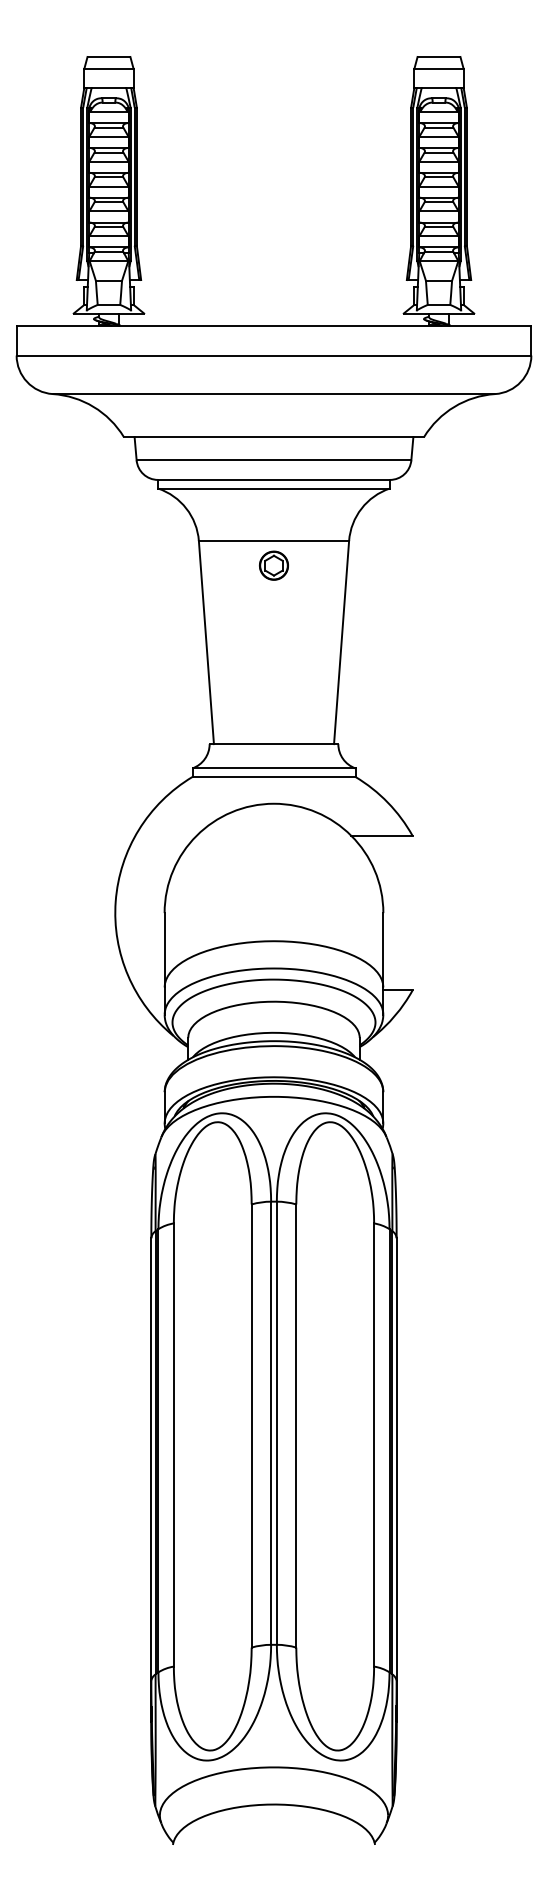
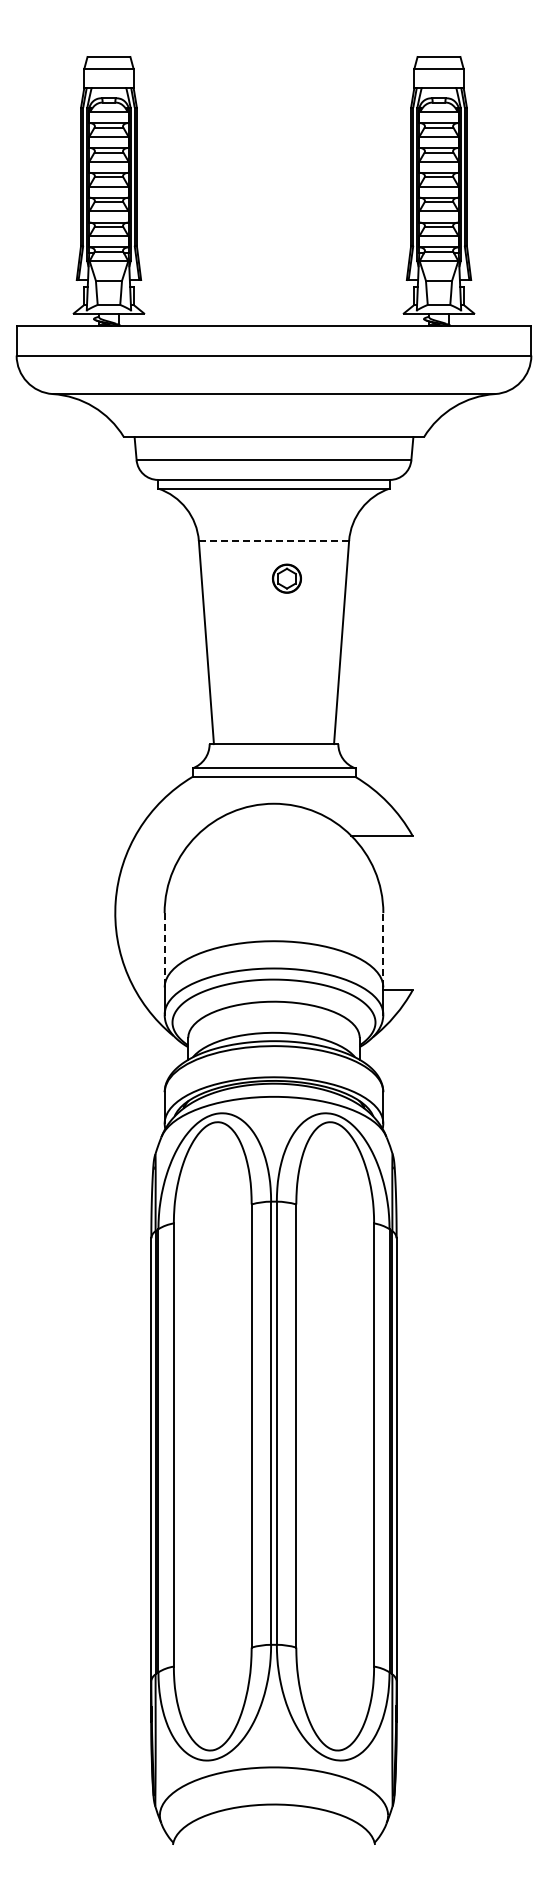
line: solid -> dashed (274, 541)
part position: (273, 565) -> (286, 578) (286, 578)
line: solid -> dashed (383, 949)
line: solid -> dashed (164, 950)
